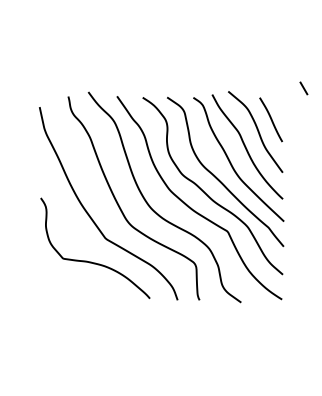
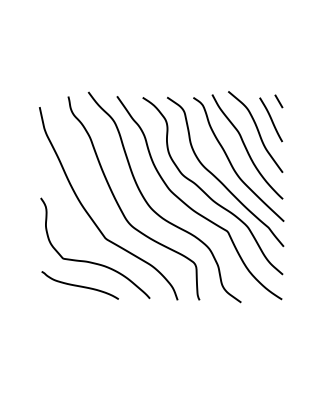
line position: (303, 88) -> (278, 101) (278, 101)
curve: none -> present (79, 285)
